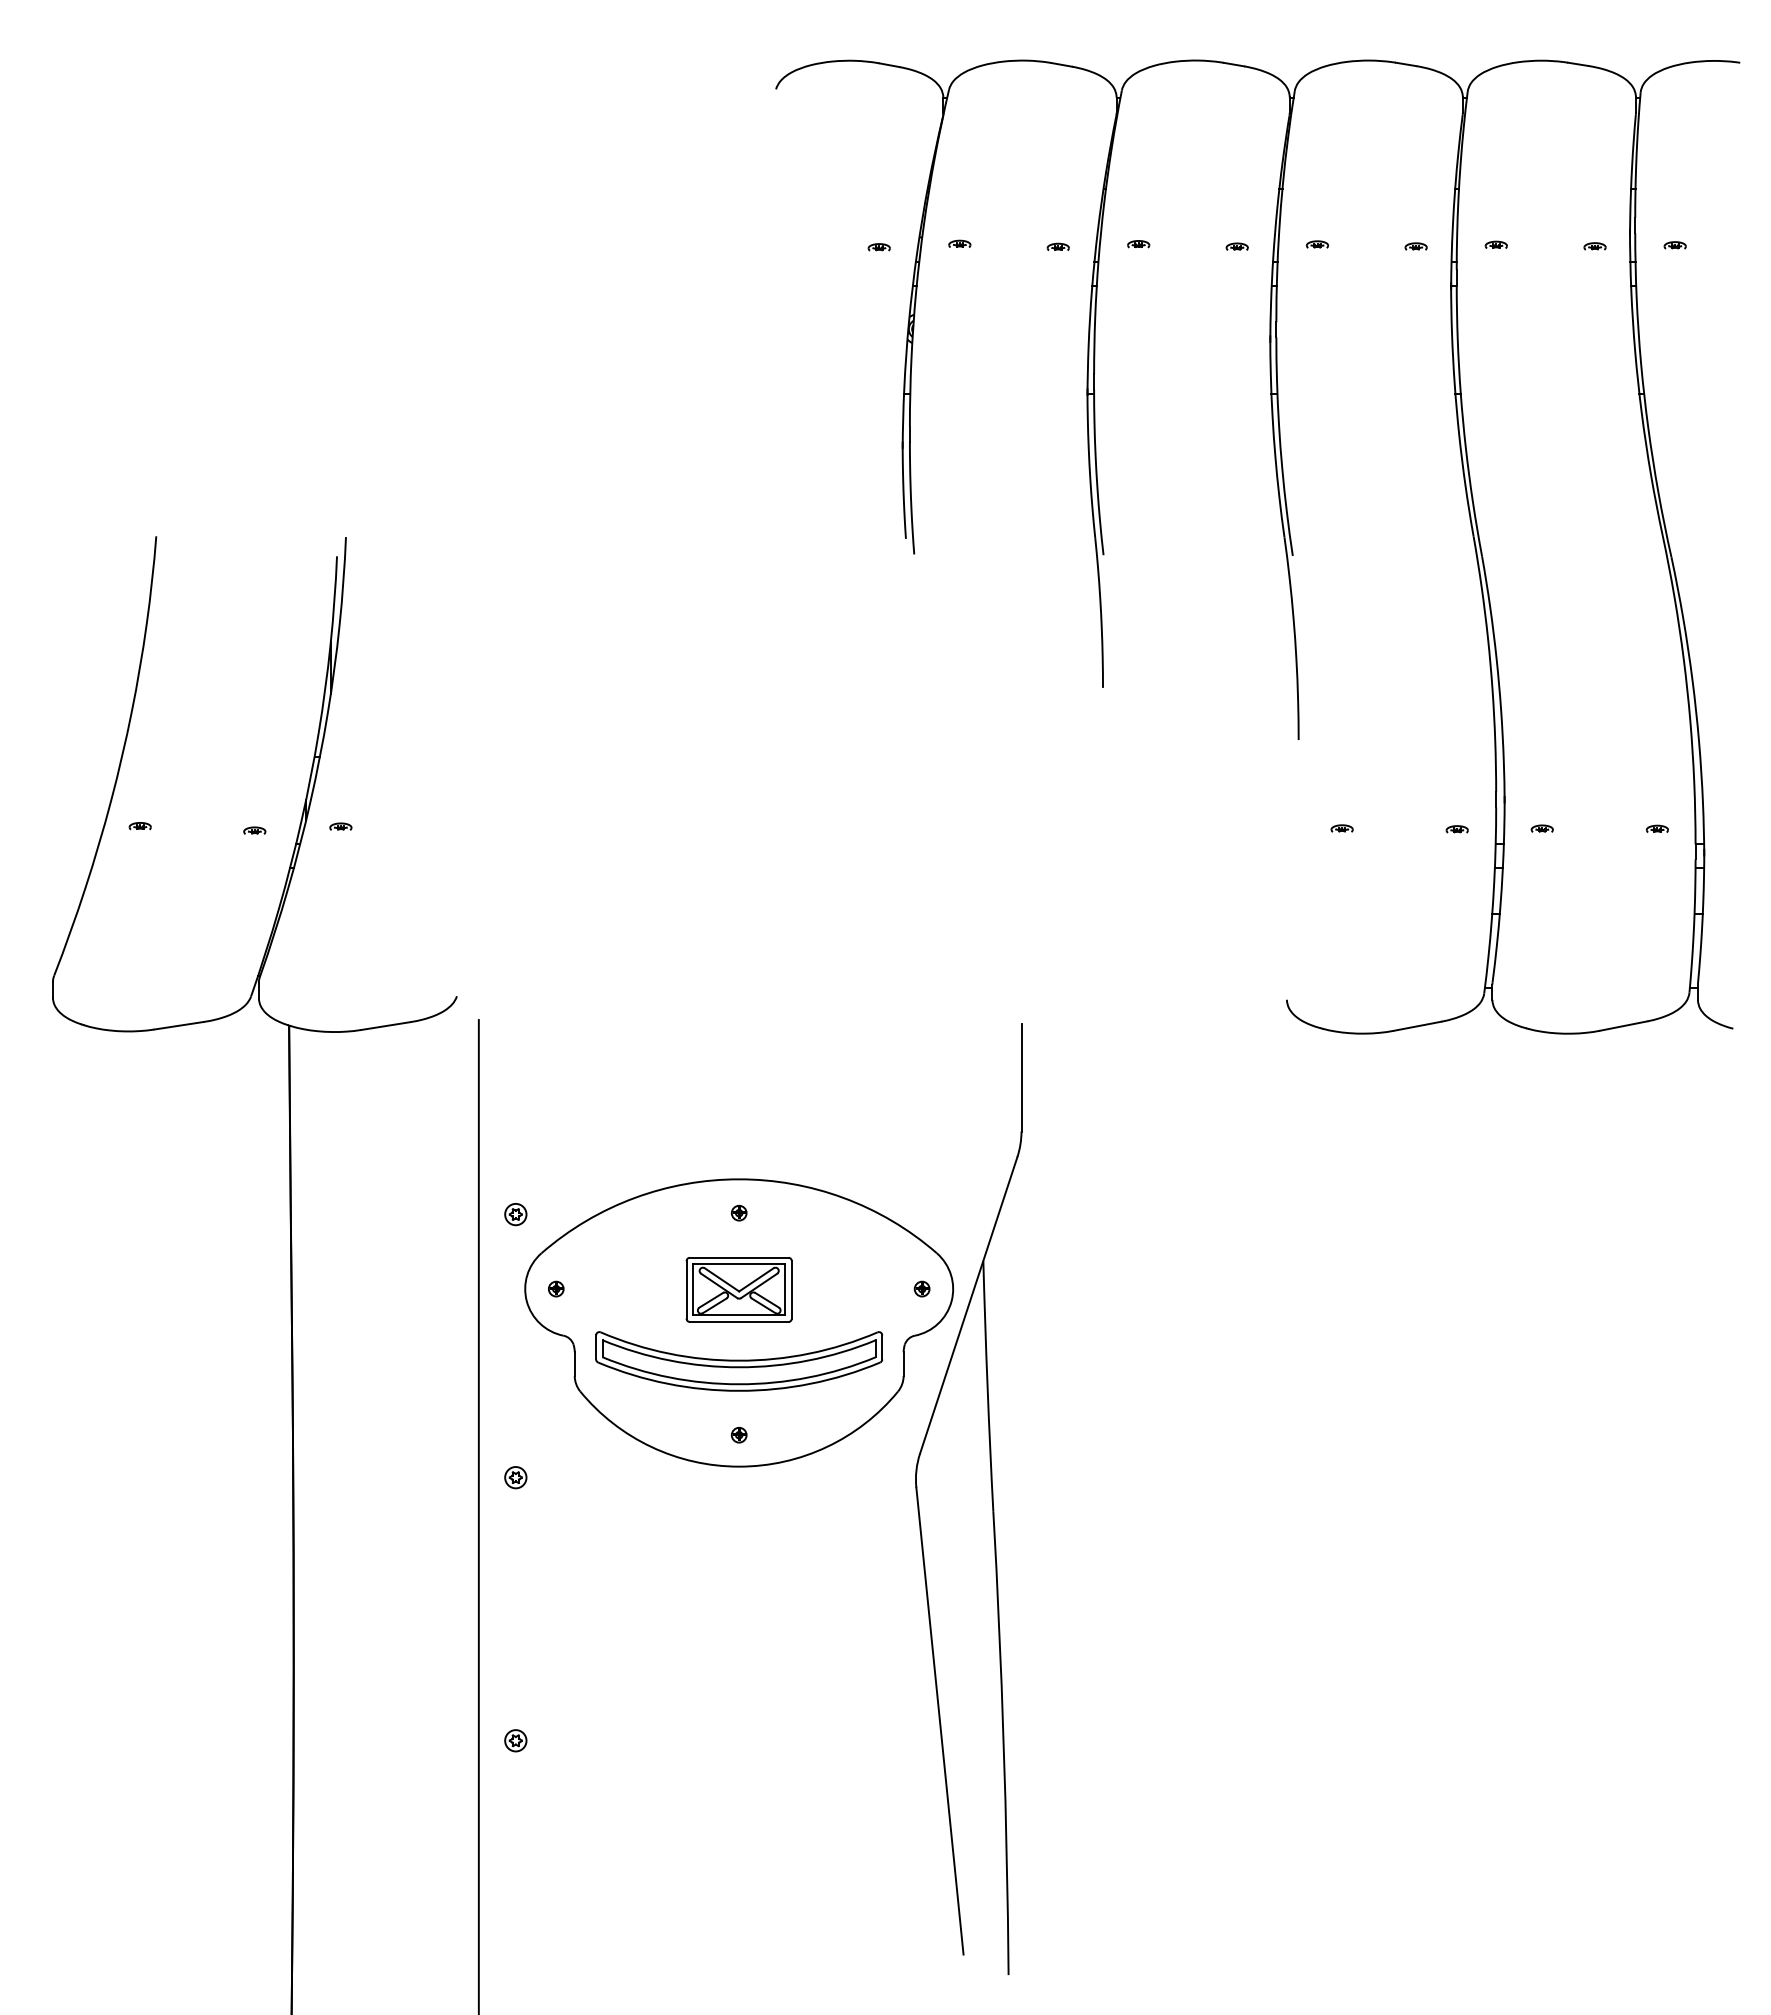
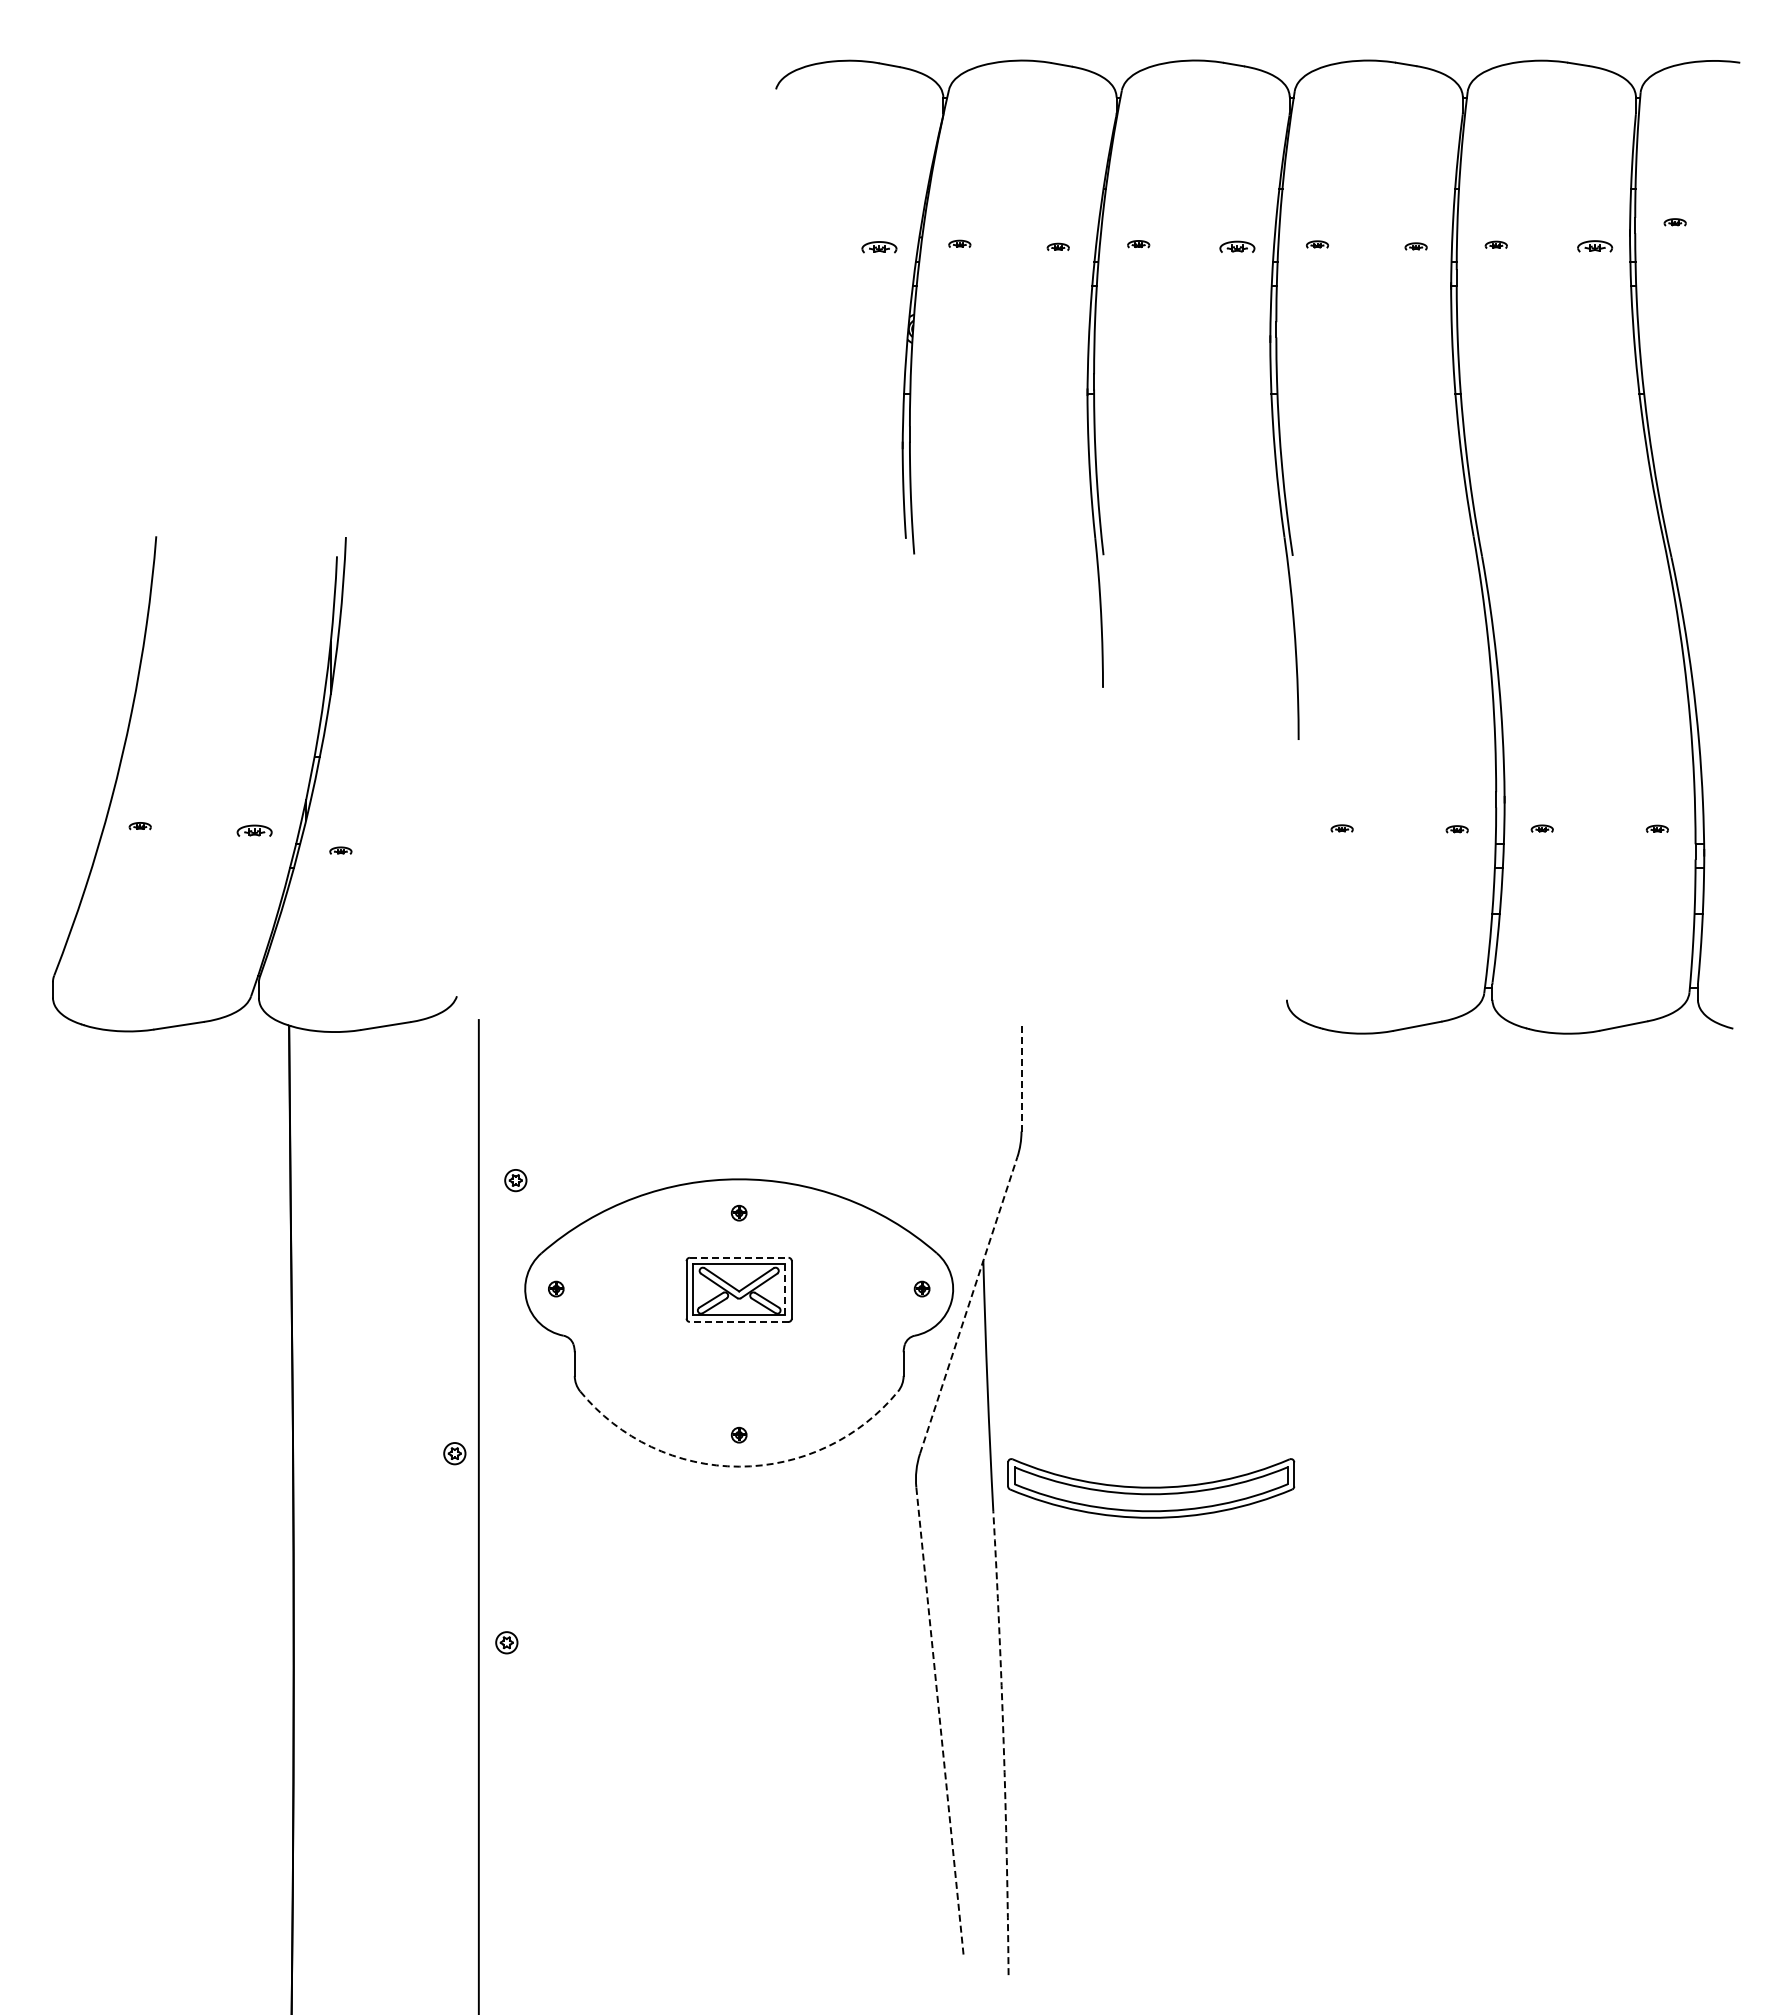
part position: (1674, 245) -> (1674, 222) (1674, 222)
part size: 24x9 px -> 37x13 px (1237, 246)
part size: 24x9 px -> 37x13 px (1595, 246)
part size: 24x9 px -> 37x13 px (879, 247)
part position: (340, 826) -> (340, 850) (340, 850)
part size: 24x9 px -> 37x13 px (254, 830)
line: solid -> dashed (1021, 1077)
part position: (515, 1214) -> (515, 1180) (515, 1180)
line: solid -> dashed (739, 1257)
line: solid -> dashed (785, 1289)
line: solid -> dashed (968, 1304)
line: solid -> dashed (738, 1321)
part position: (739, 1361) -> (1151, 1488) (1151, 1488)
arc: solid -> dashed (739, 1466)
part position: (515, 1477) -> (454, 1453) (454, 1453)
line: solid -> dashed (939, 1721)
part position: (515, 1740) -> (506, 1642) (506, 1642)
arc: solid -> dashed (1003, 1743)
